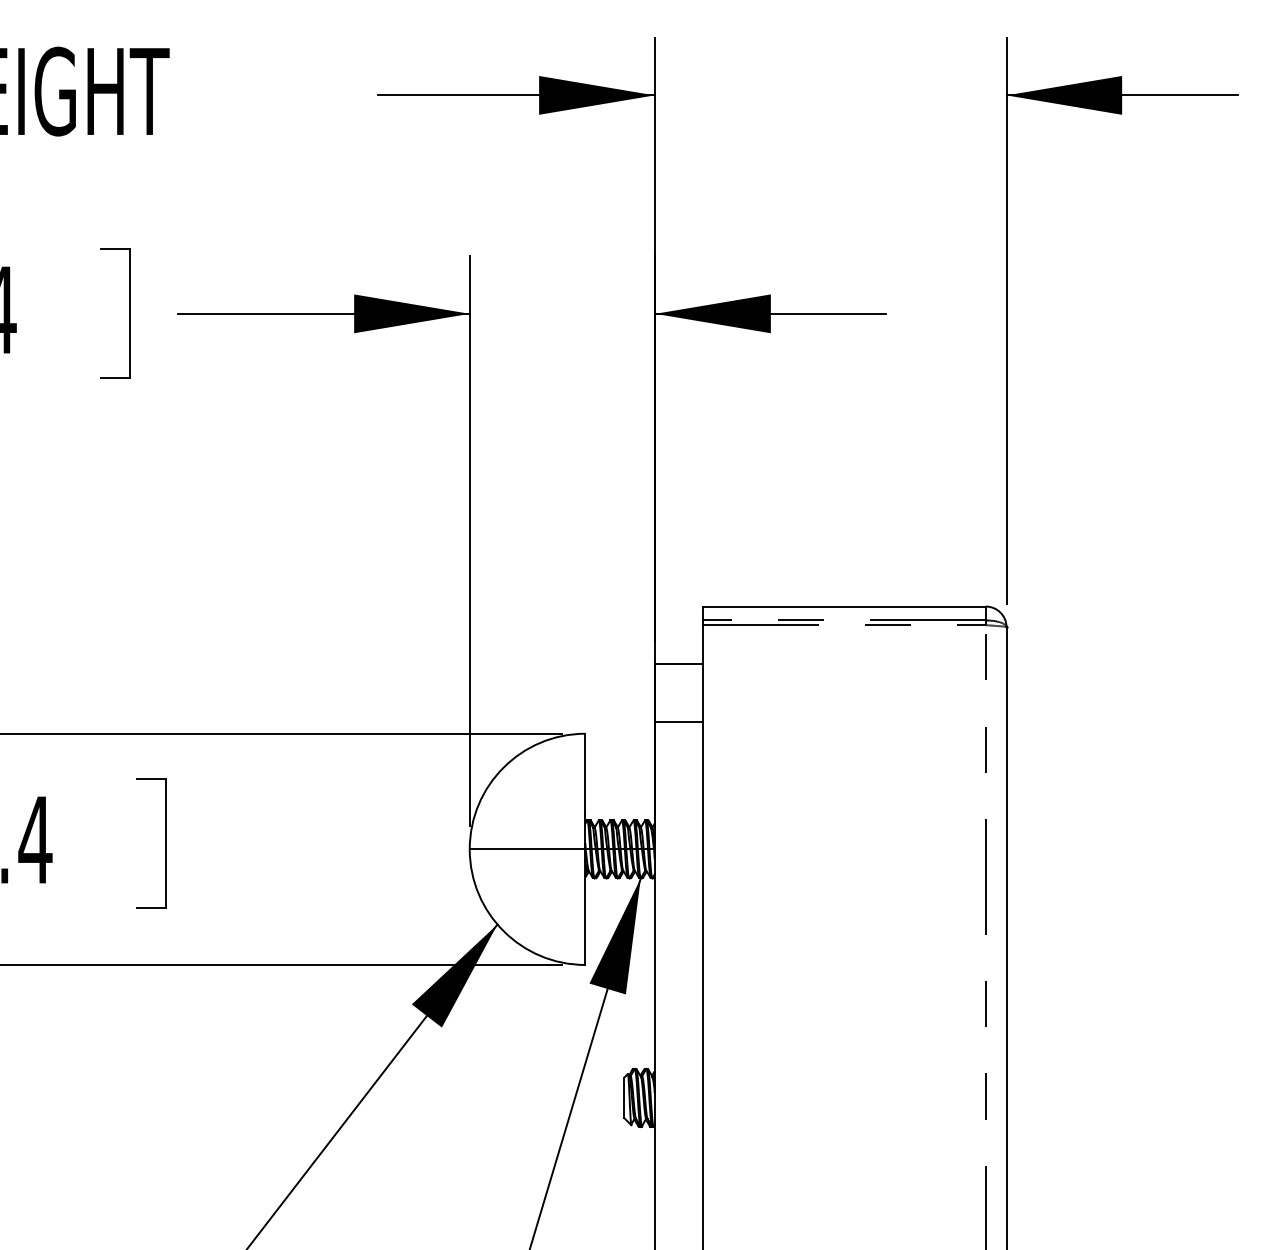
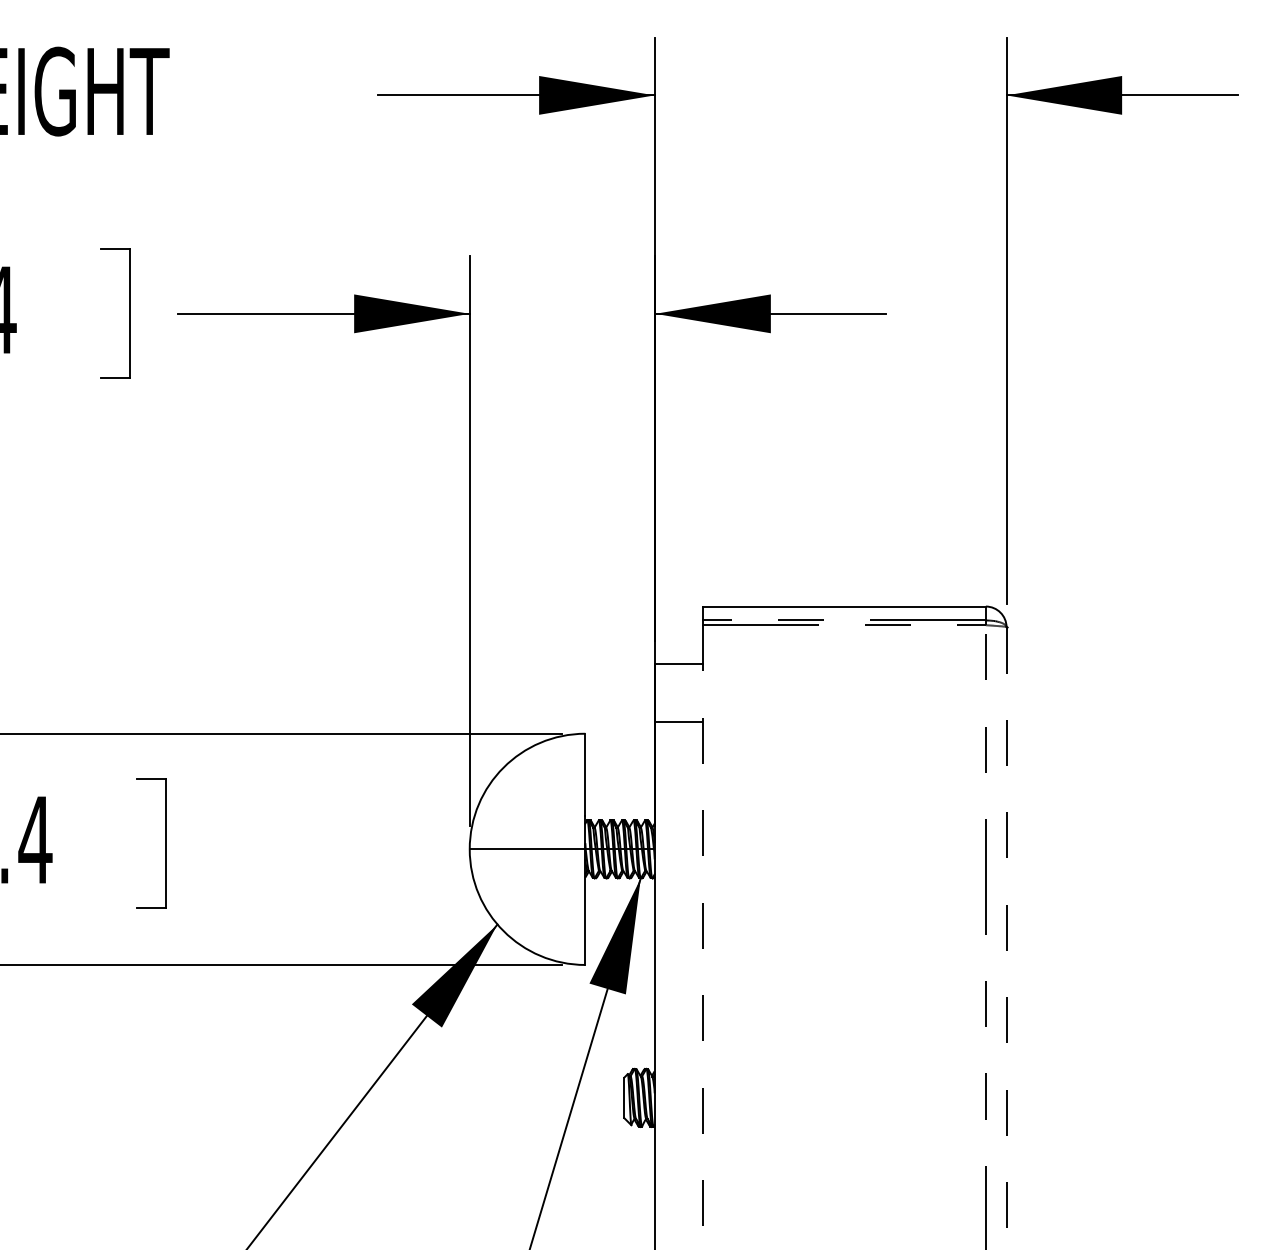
line: solid -> dashed (703, 937)
line: solid -> dashed (1006, 938)
